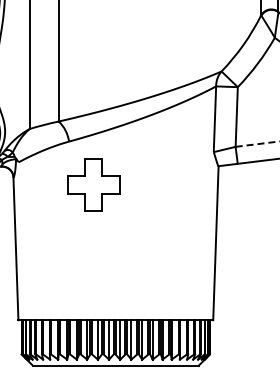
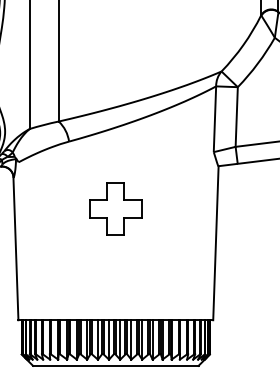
line: dashed -> solid (257, 144)
part position: (93, 184) -> (115, 208) (115, 208)
